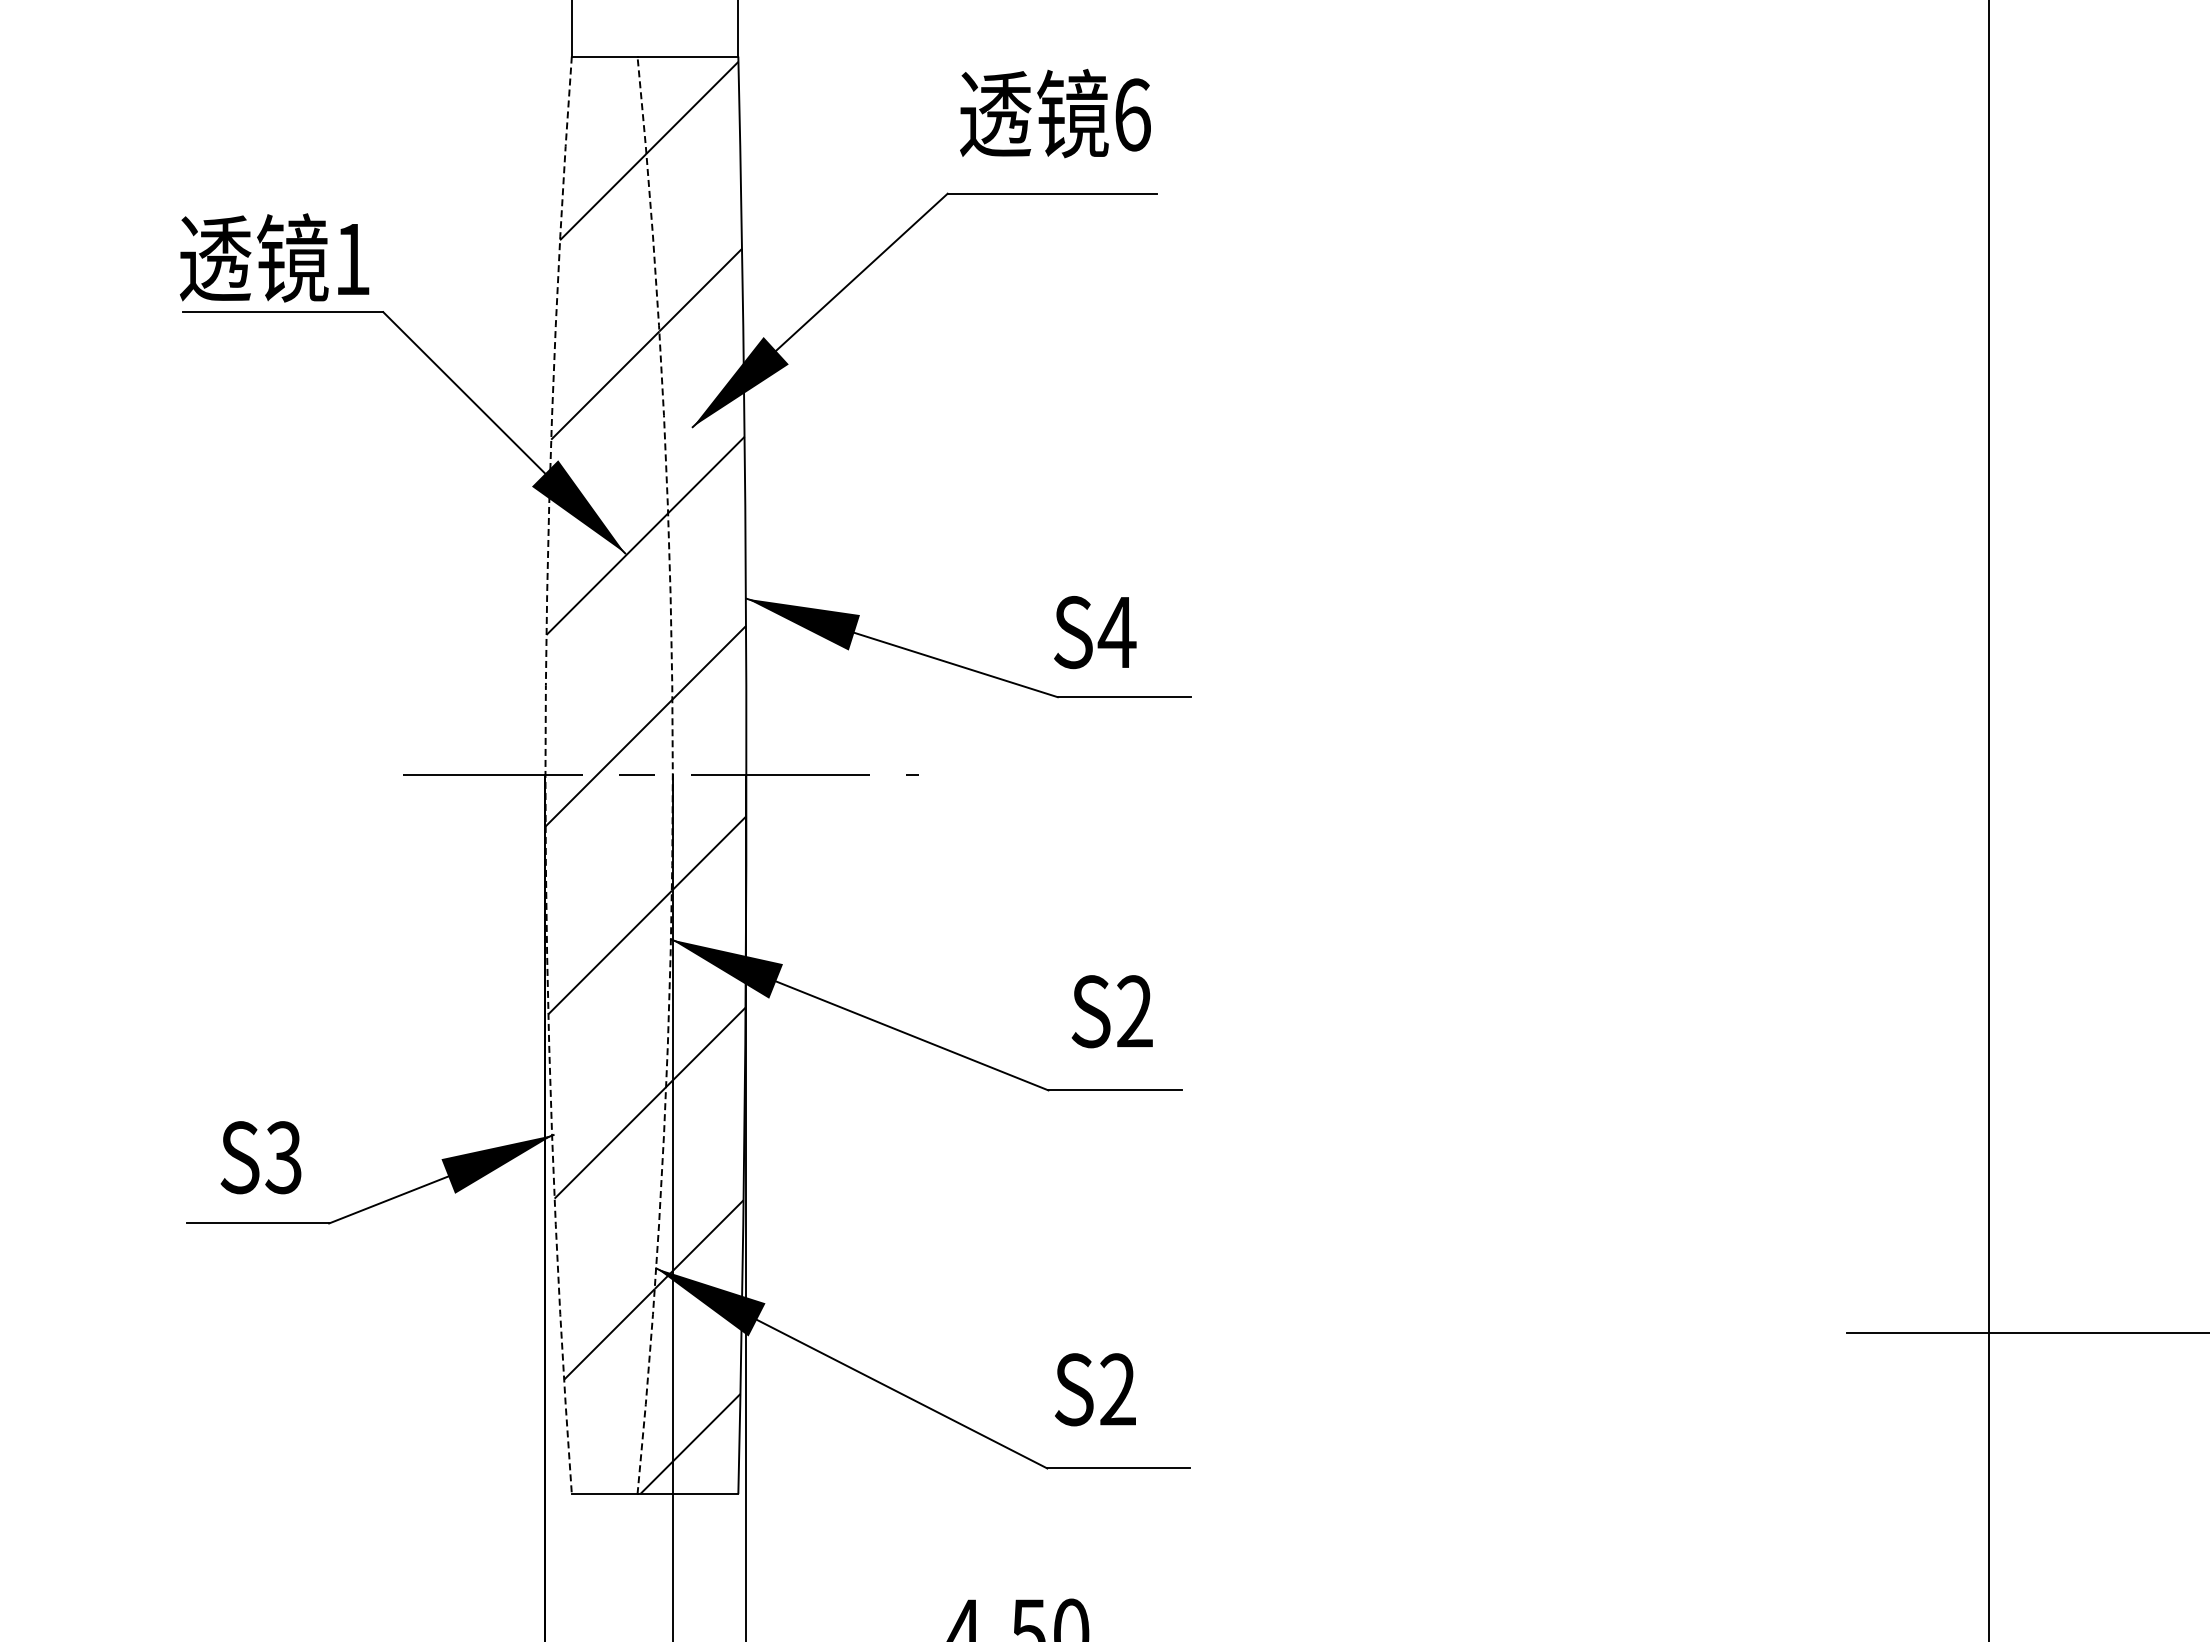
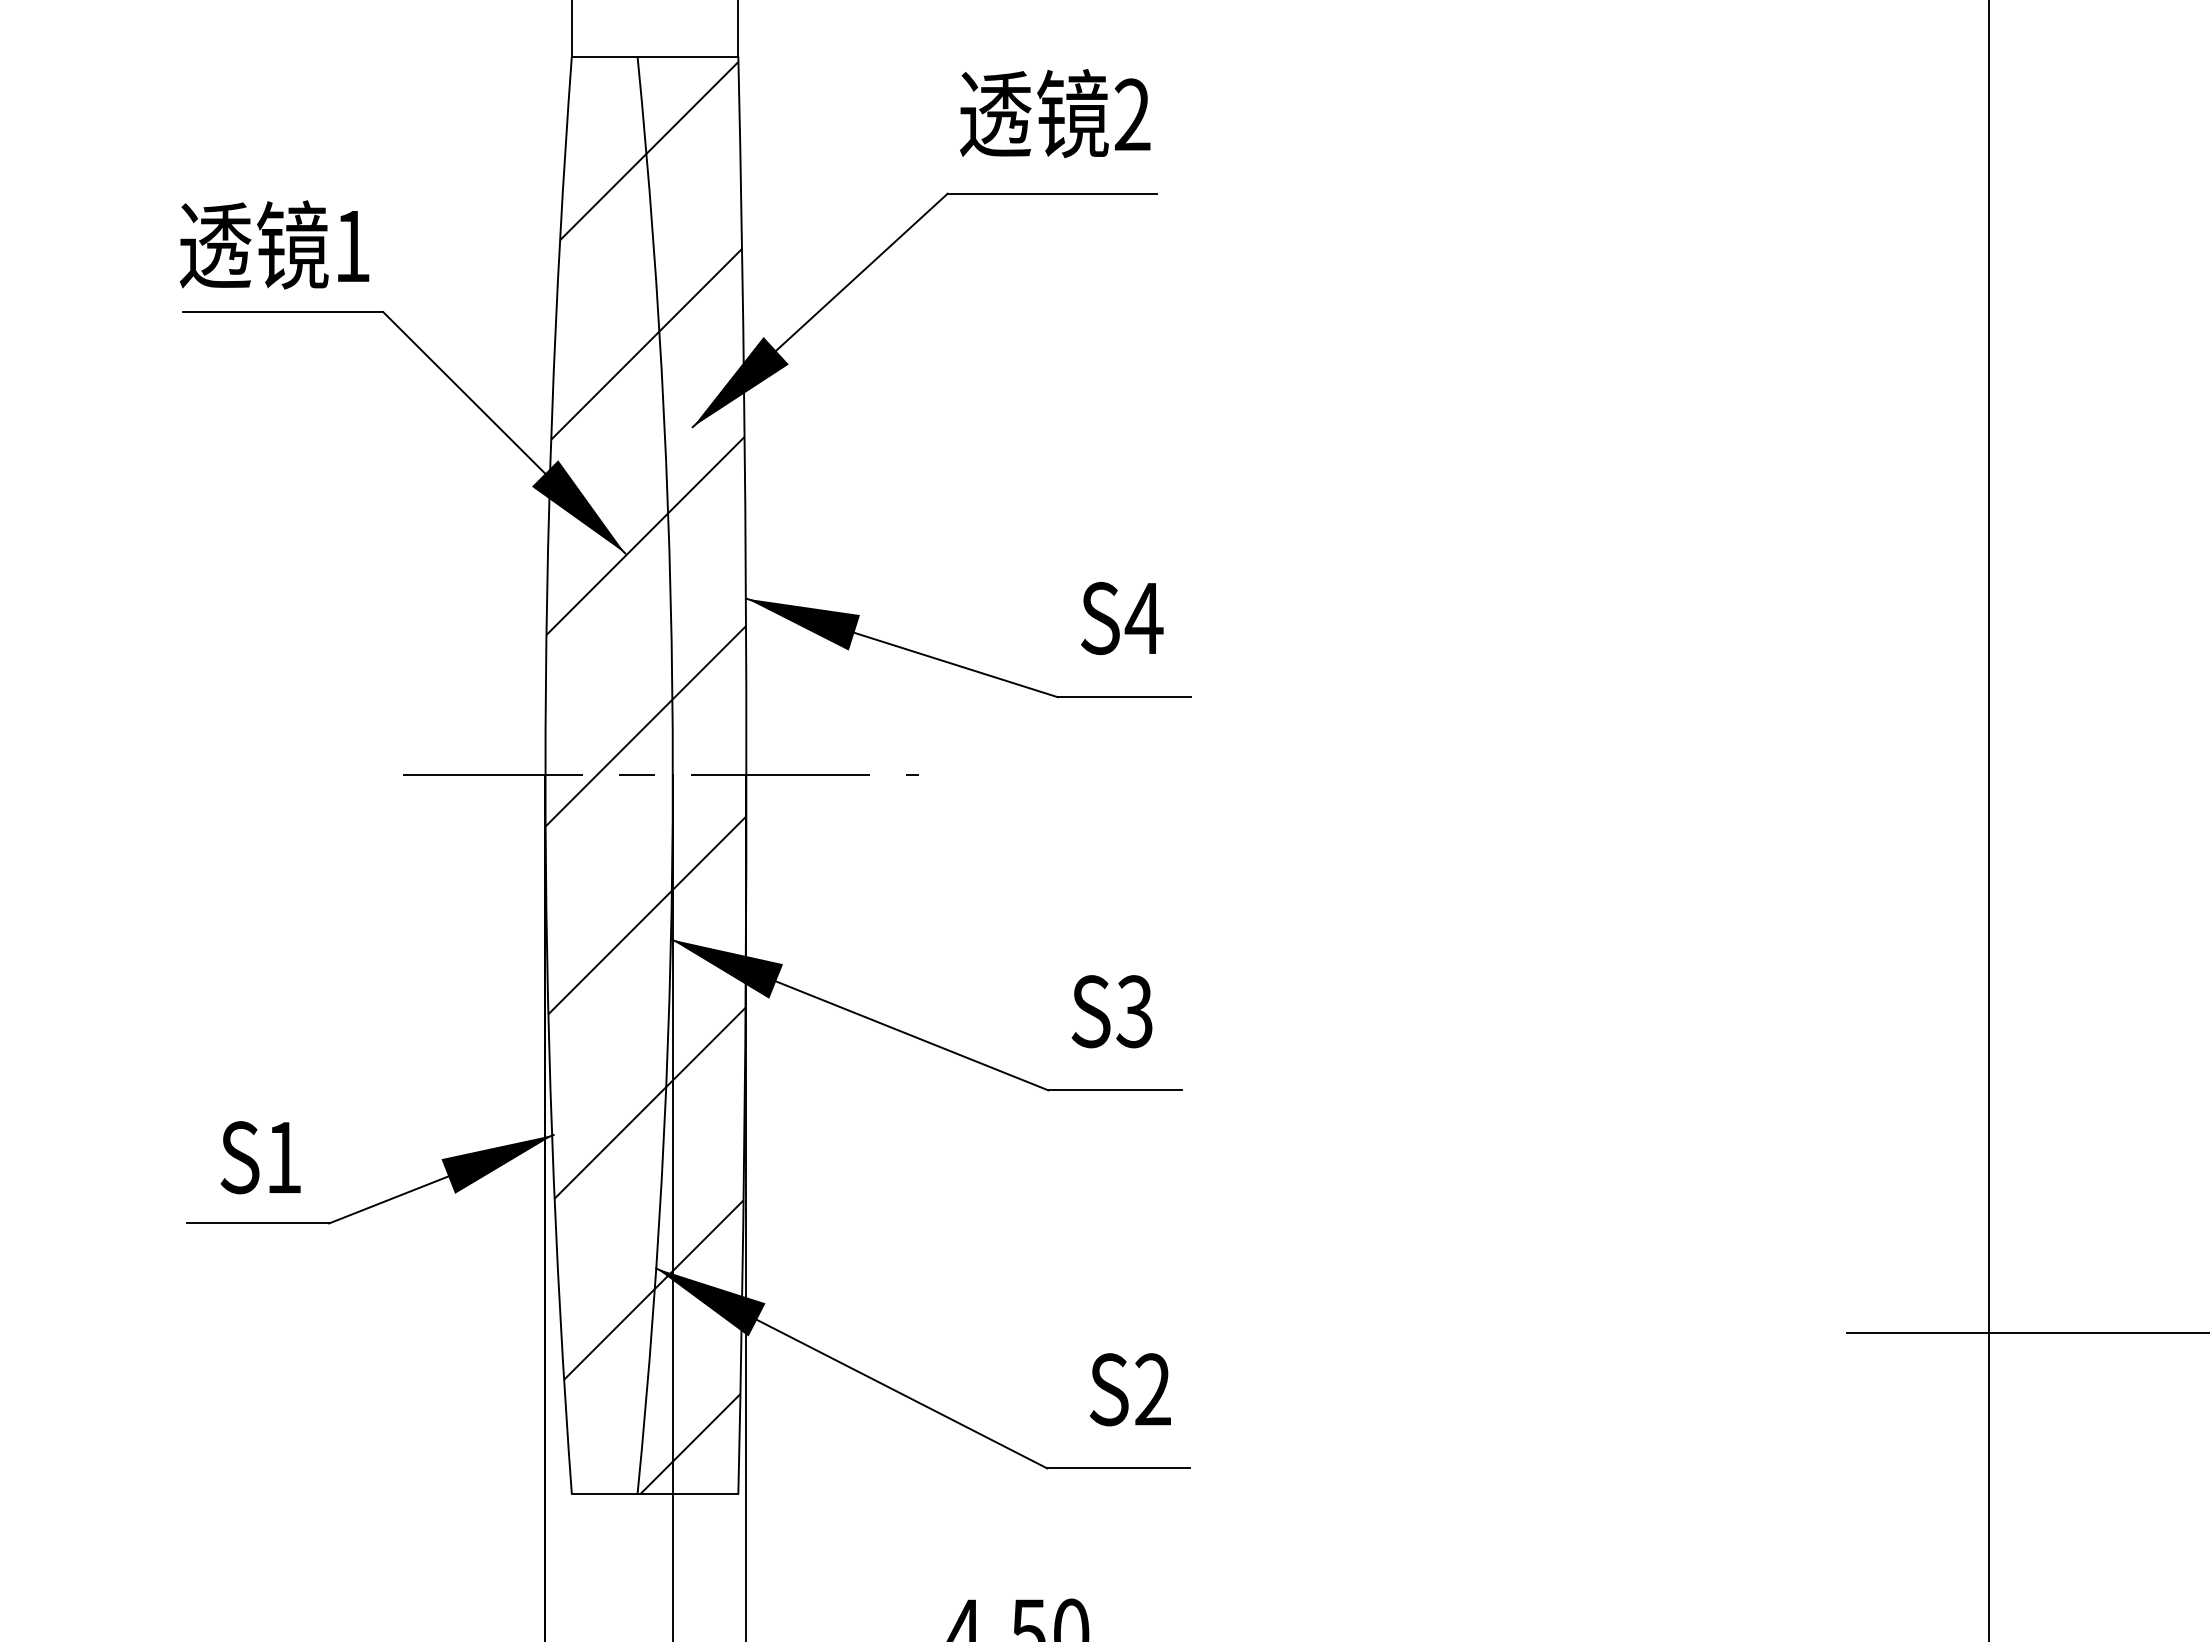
text: 6 -> 2 (1132, 114)
text position: (274, 257) -> (274, 244) (274, 244)
text position: (1095, 632) -> (1122, 618) (1122, 618)
arc: dashed -> solid (545, 775)
arc: dashed -> solid (672, 775)
text: S2 -> S3 (1134, 1011)
text: S3 -> S1 (283, 1157)
text position: (1095, 1389) -> (1130, 1389) (1130, 1389)
